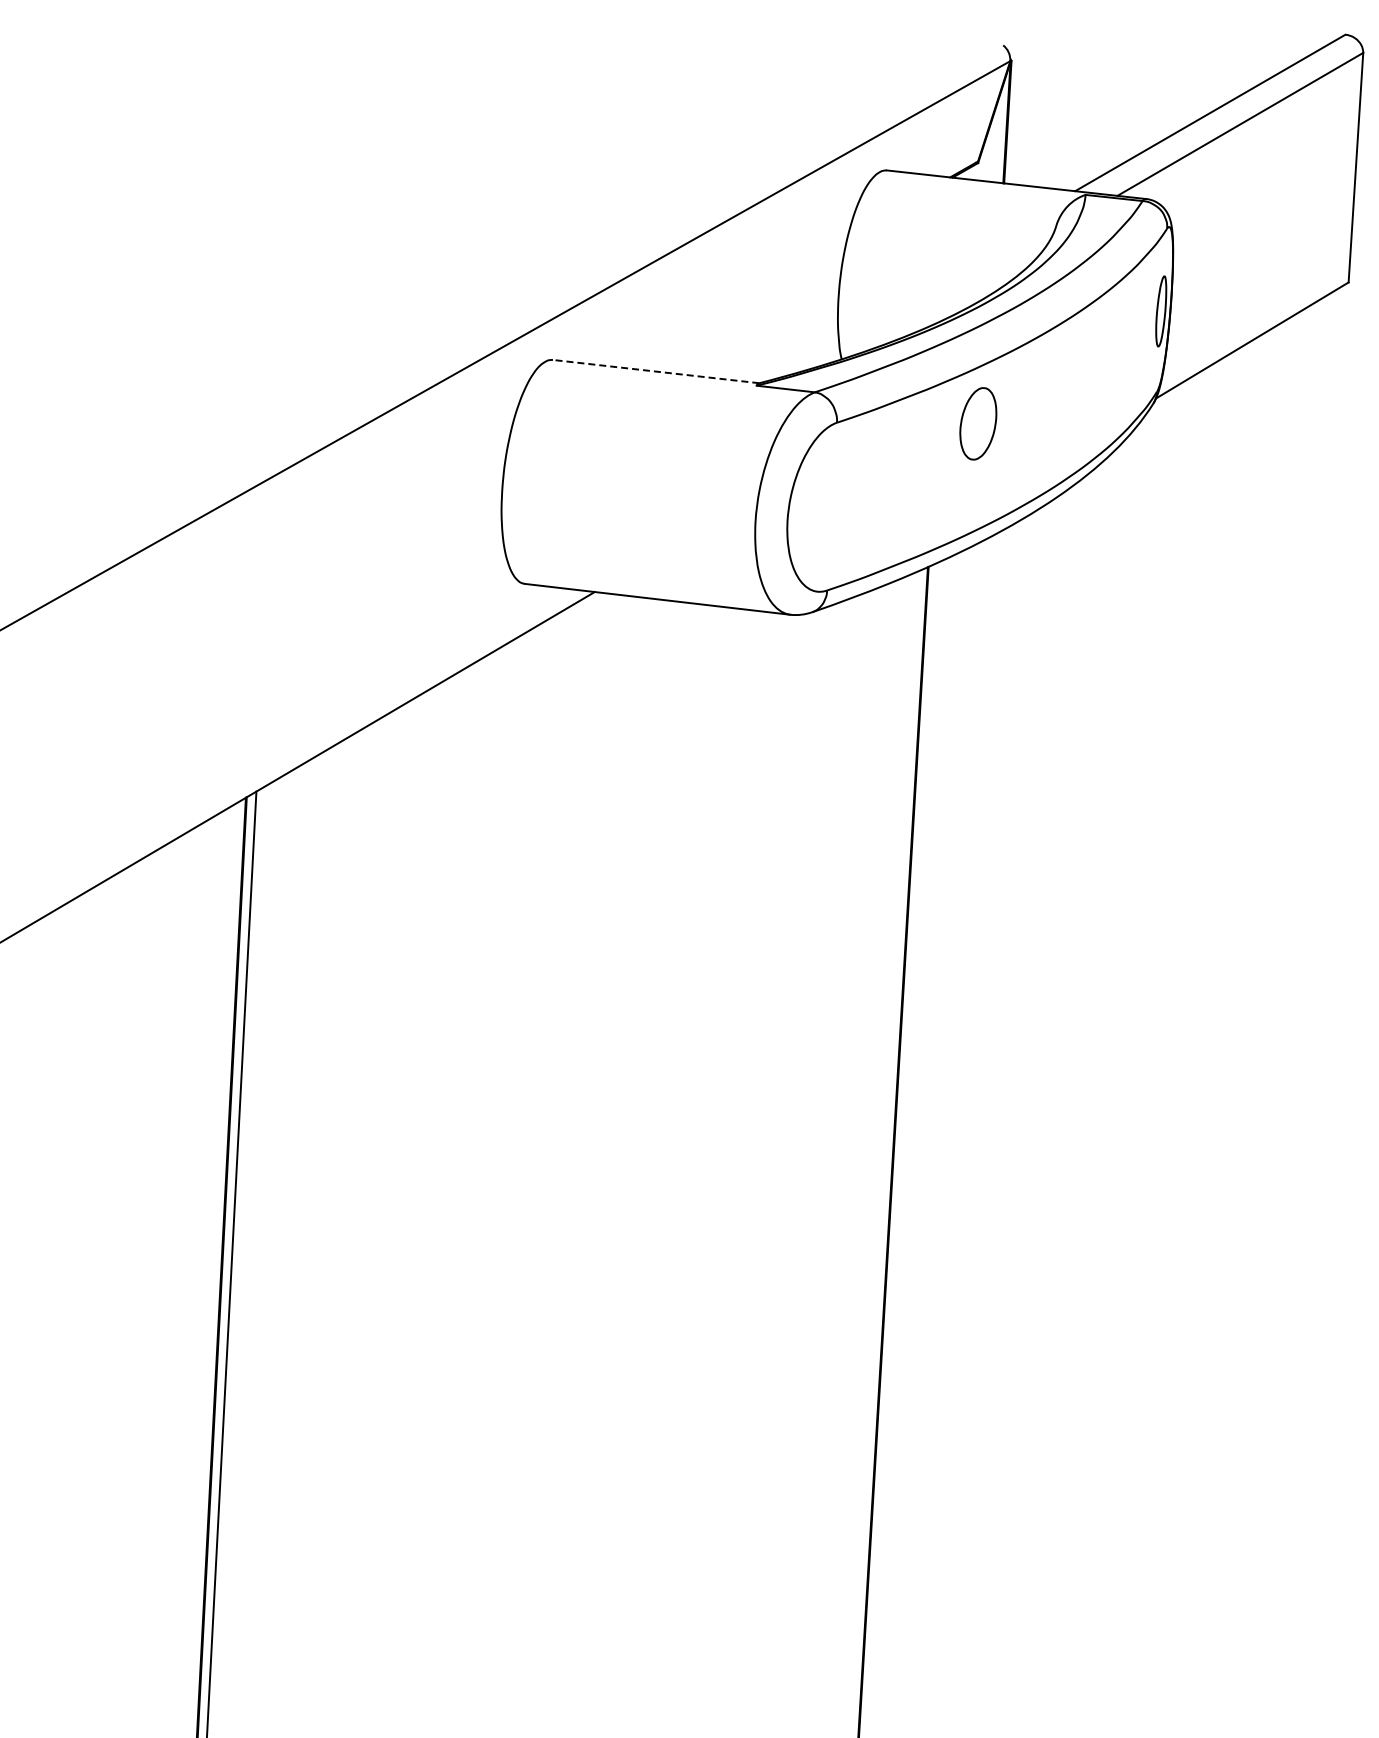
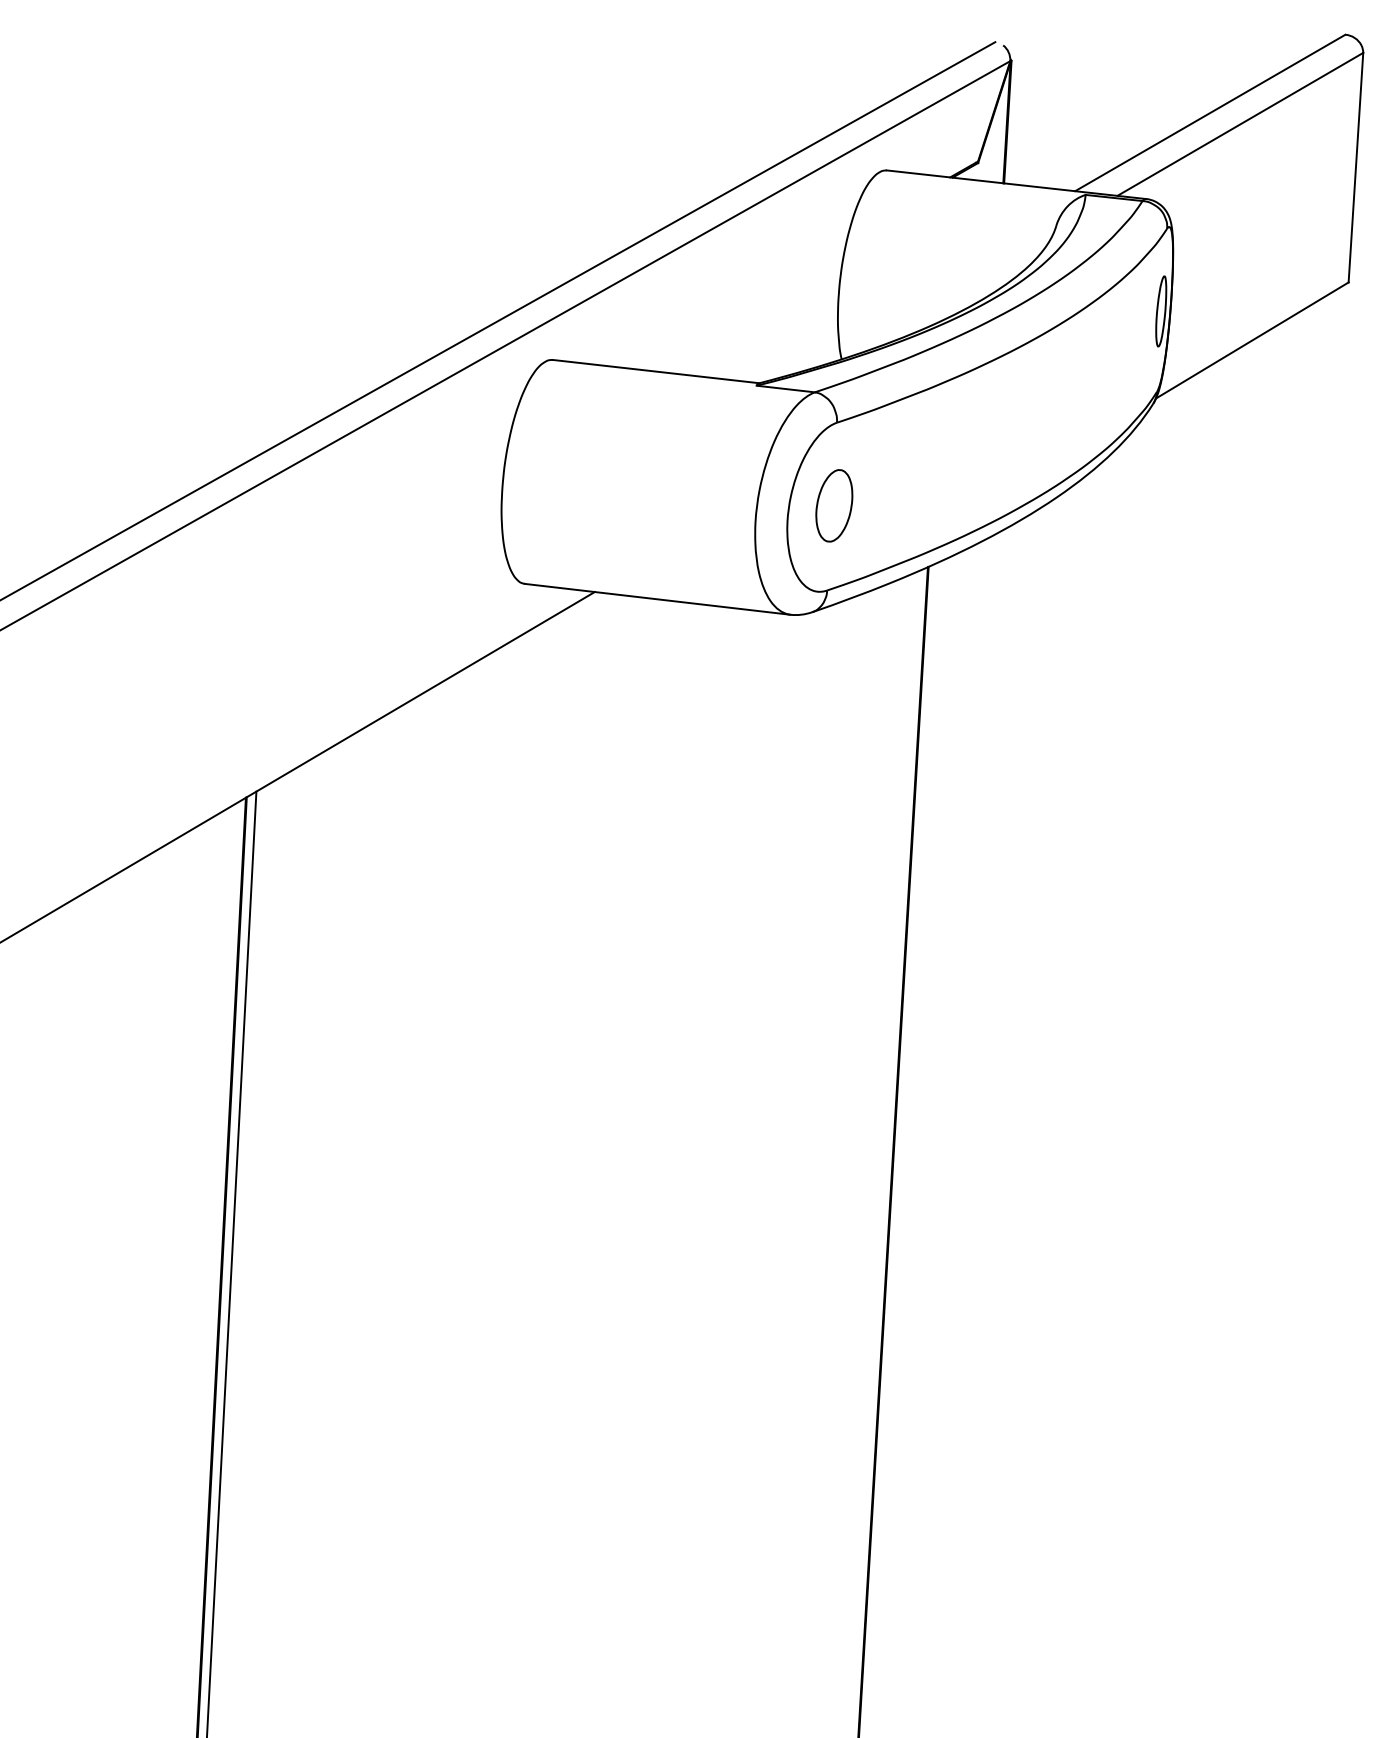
line: none -> present (498, 320)
line: dashed -> solid (656, 371)
part position: (978, 423) -> (834, 505) (834, 505)
